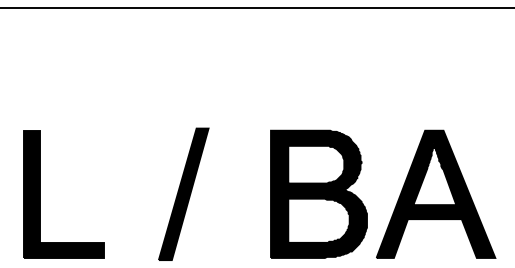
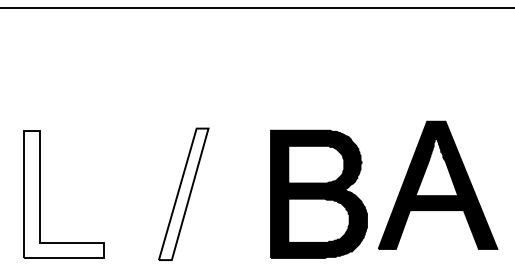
fill: present -> none (63, 193)
part position: (436, 193) -> (438, 184) (438, 184)
fill: present -> none (183, 194)
